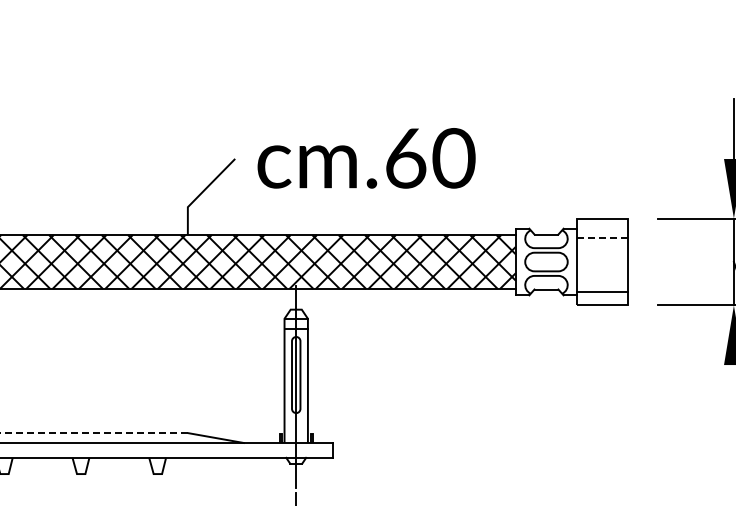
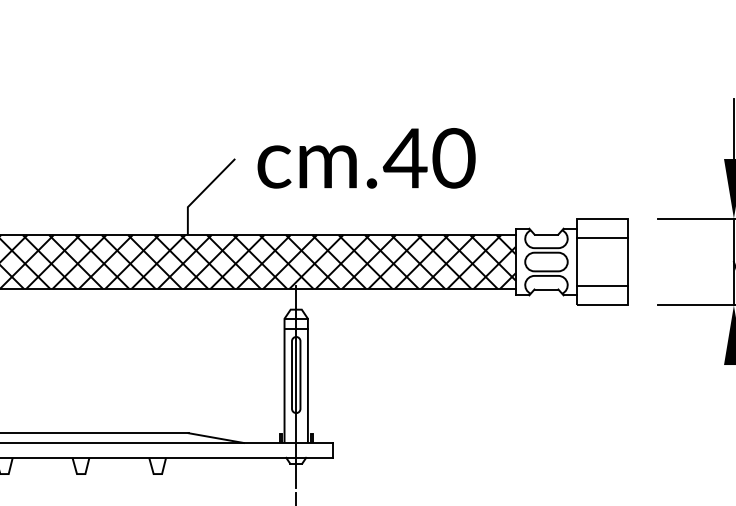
text: cm.60 -> cm.40 (404, 158)
line: dashed -> solid (602, 237)
line position: (602, 292) -> (602, 286) (602, 286)
line: dashed -> solid (94, 433)
